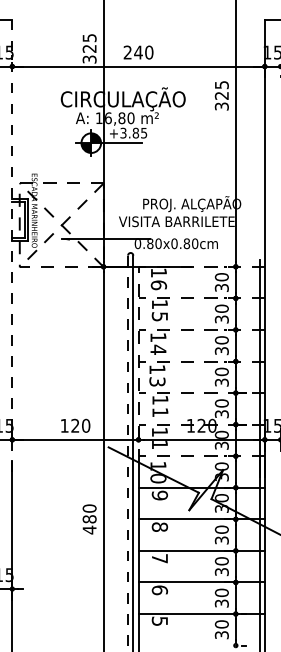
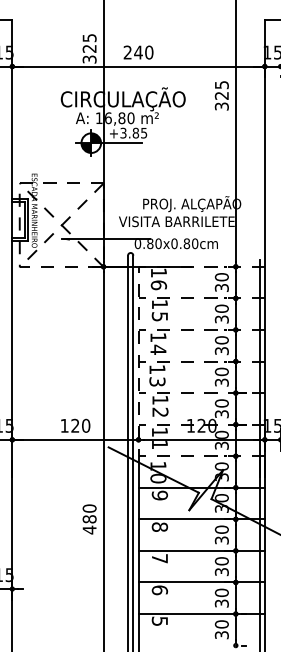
line: dashed -> solid (12, 248)
text: 11 -> 12 (160, 411)
line: dashed -> solid (128, 453)
